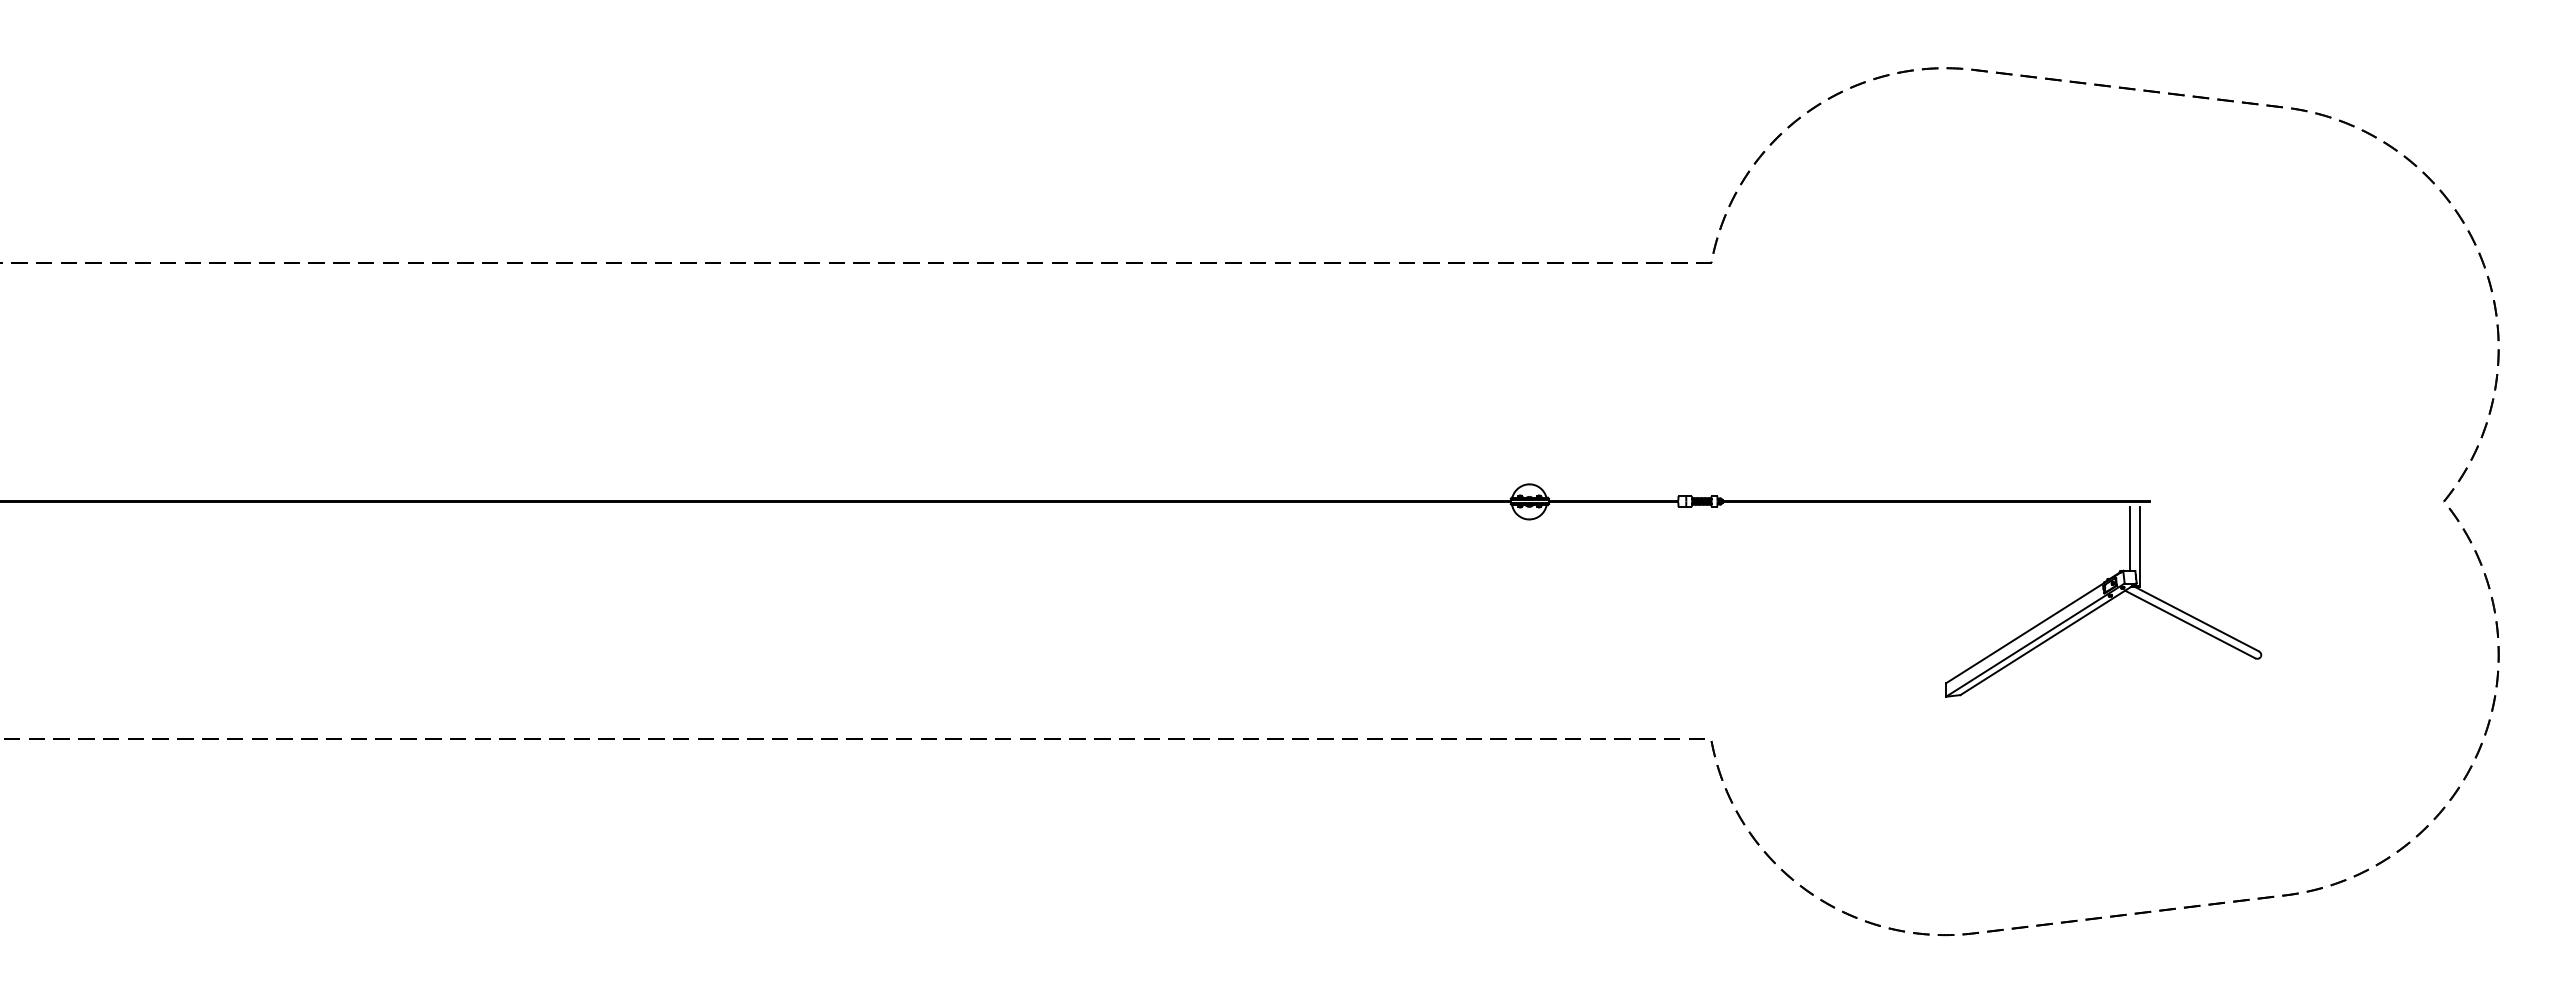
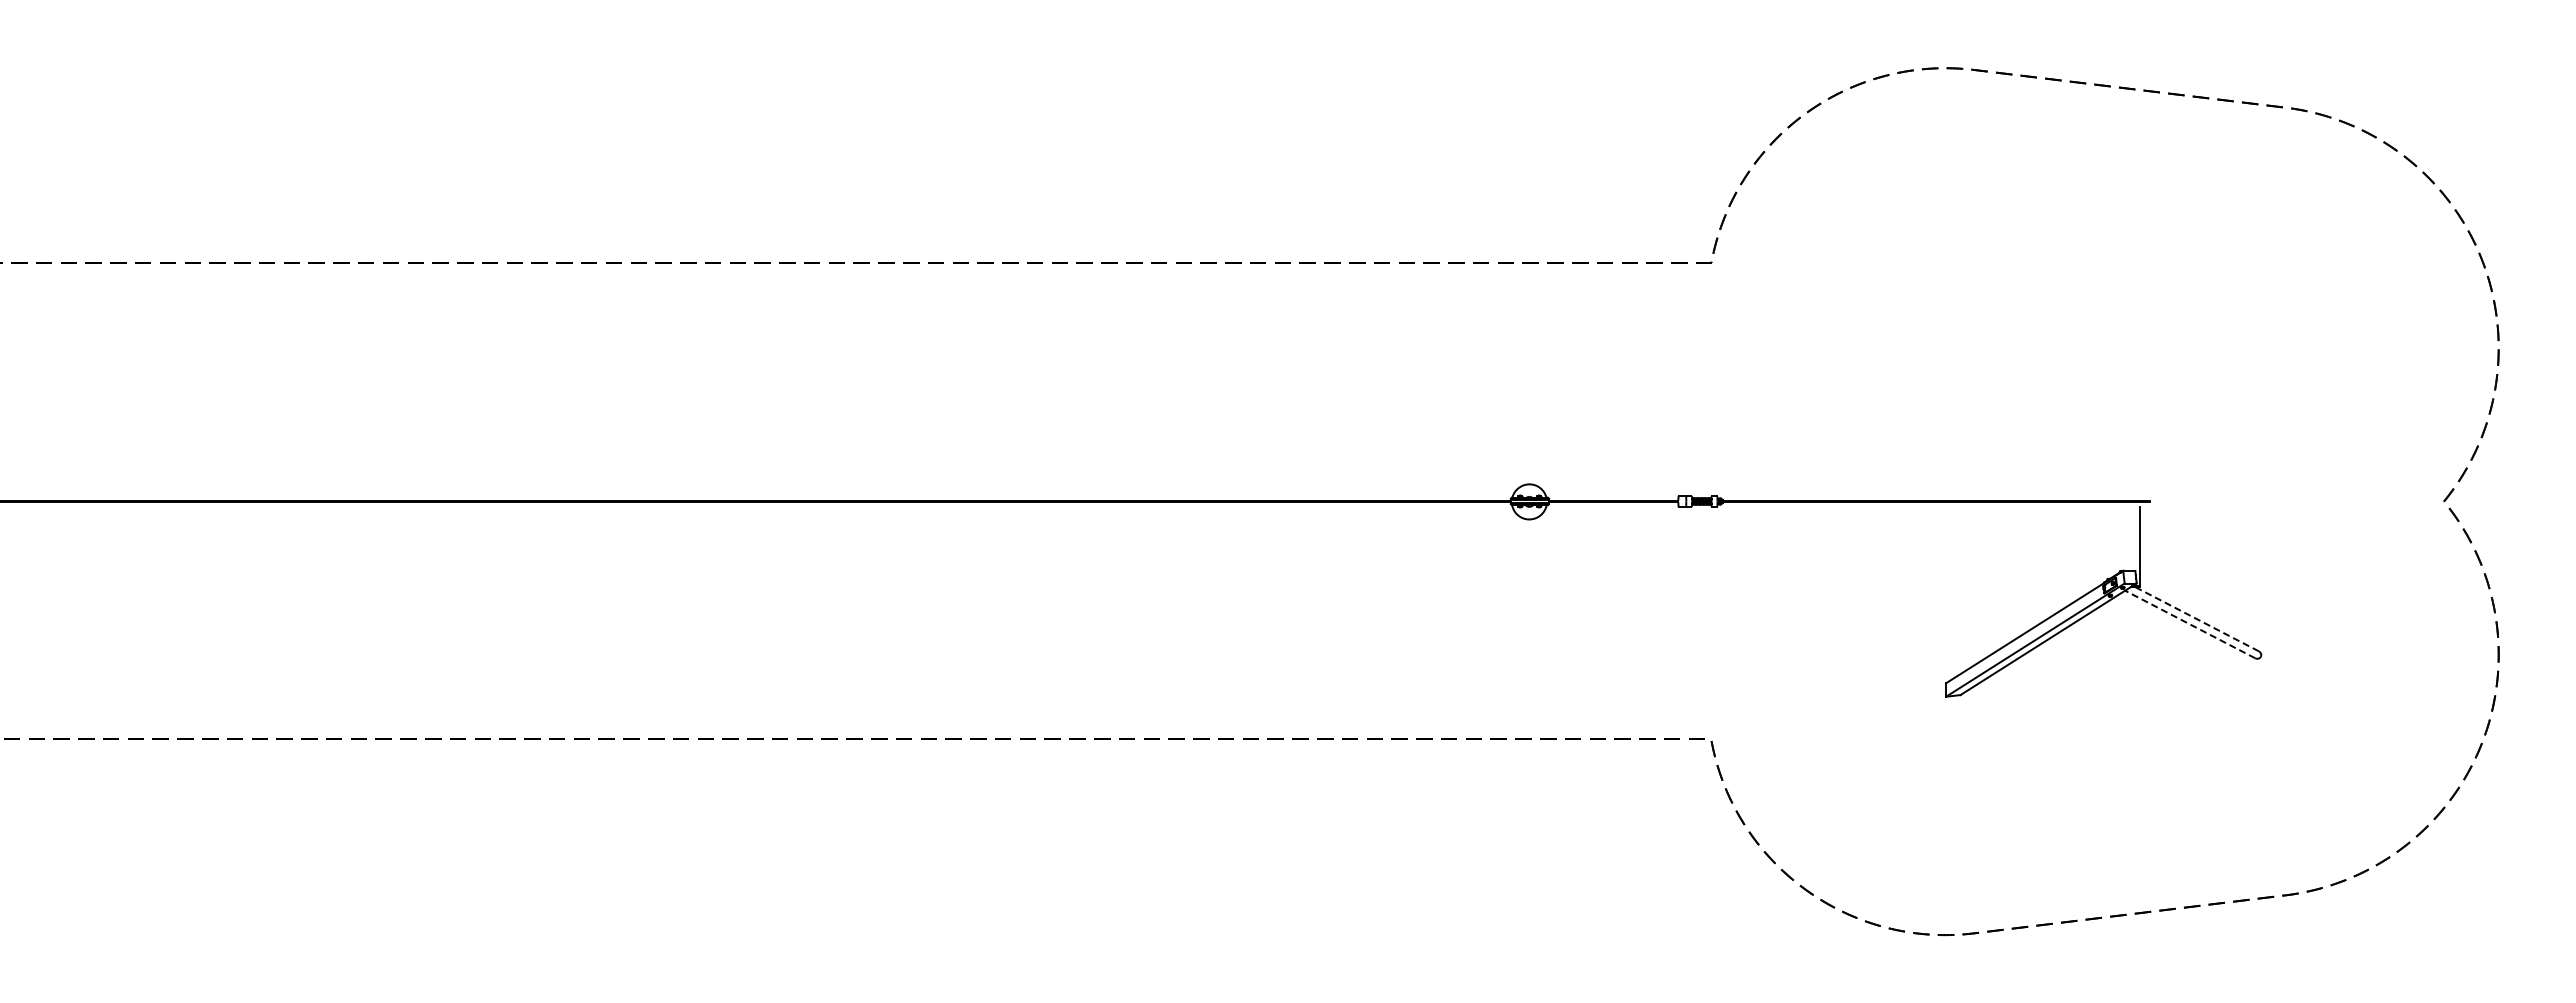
line: present -> none (2129, 538)
line: solid -> dashed (2196, 619)
line: solid -> dashed (2189, 624)
